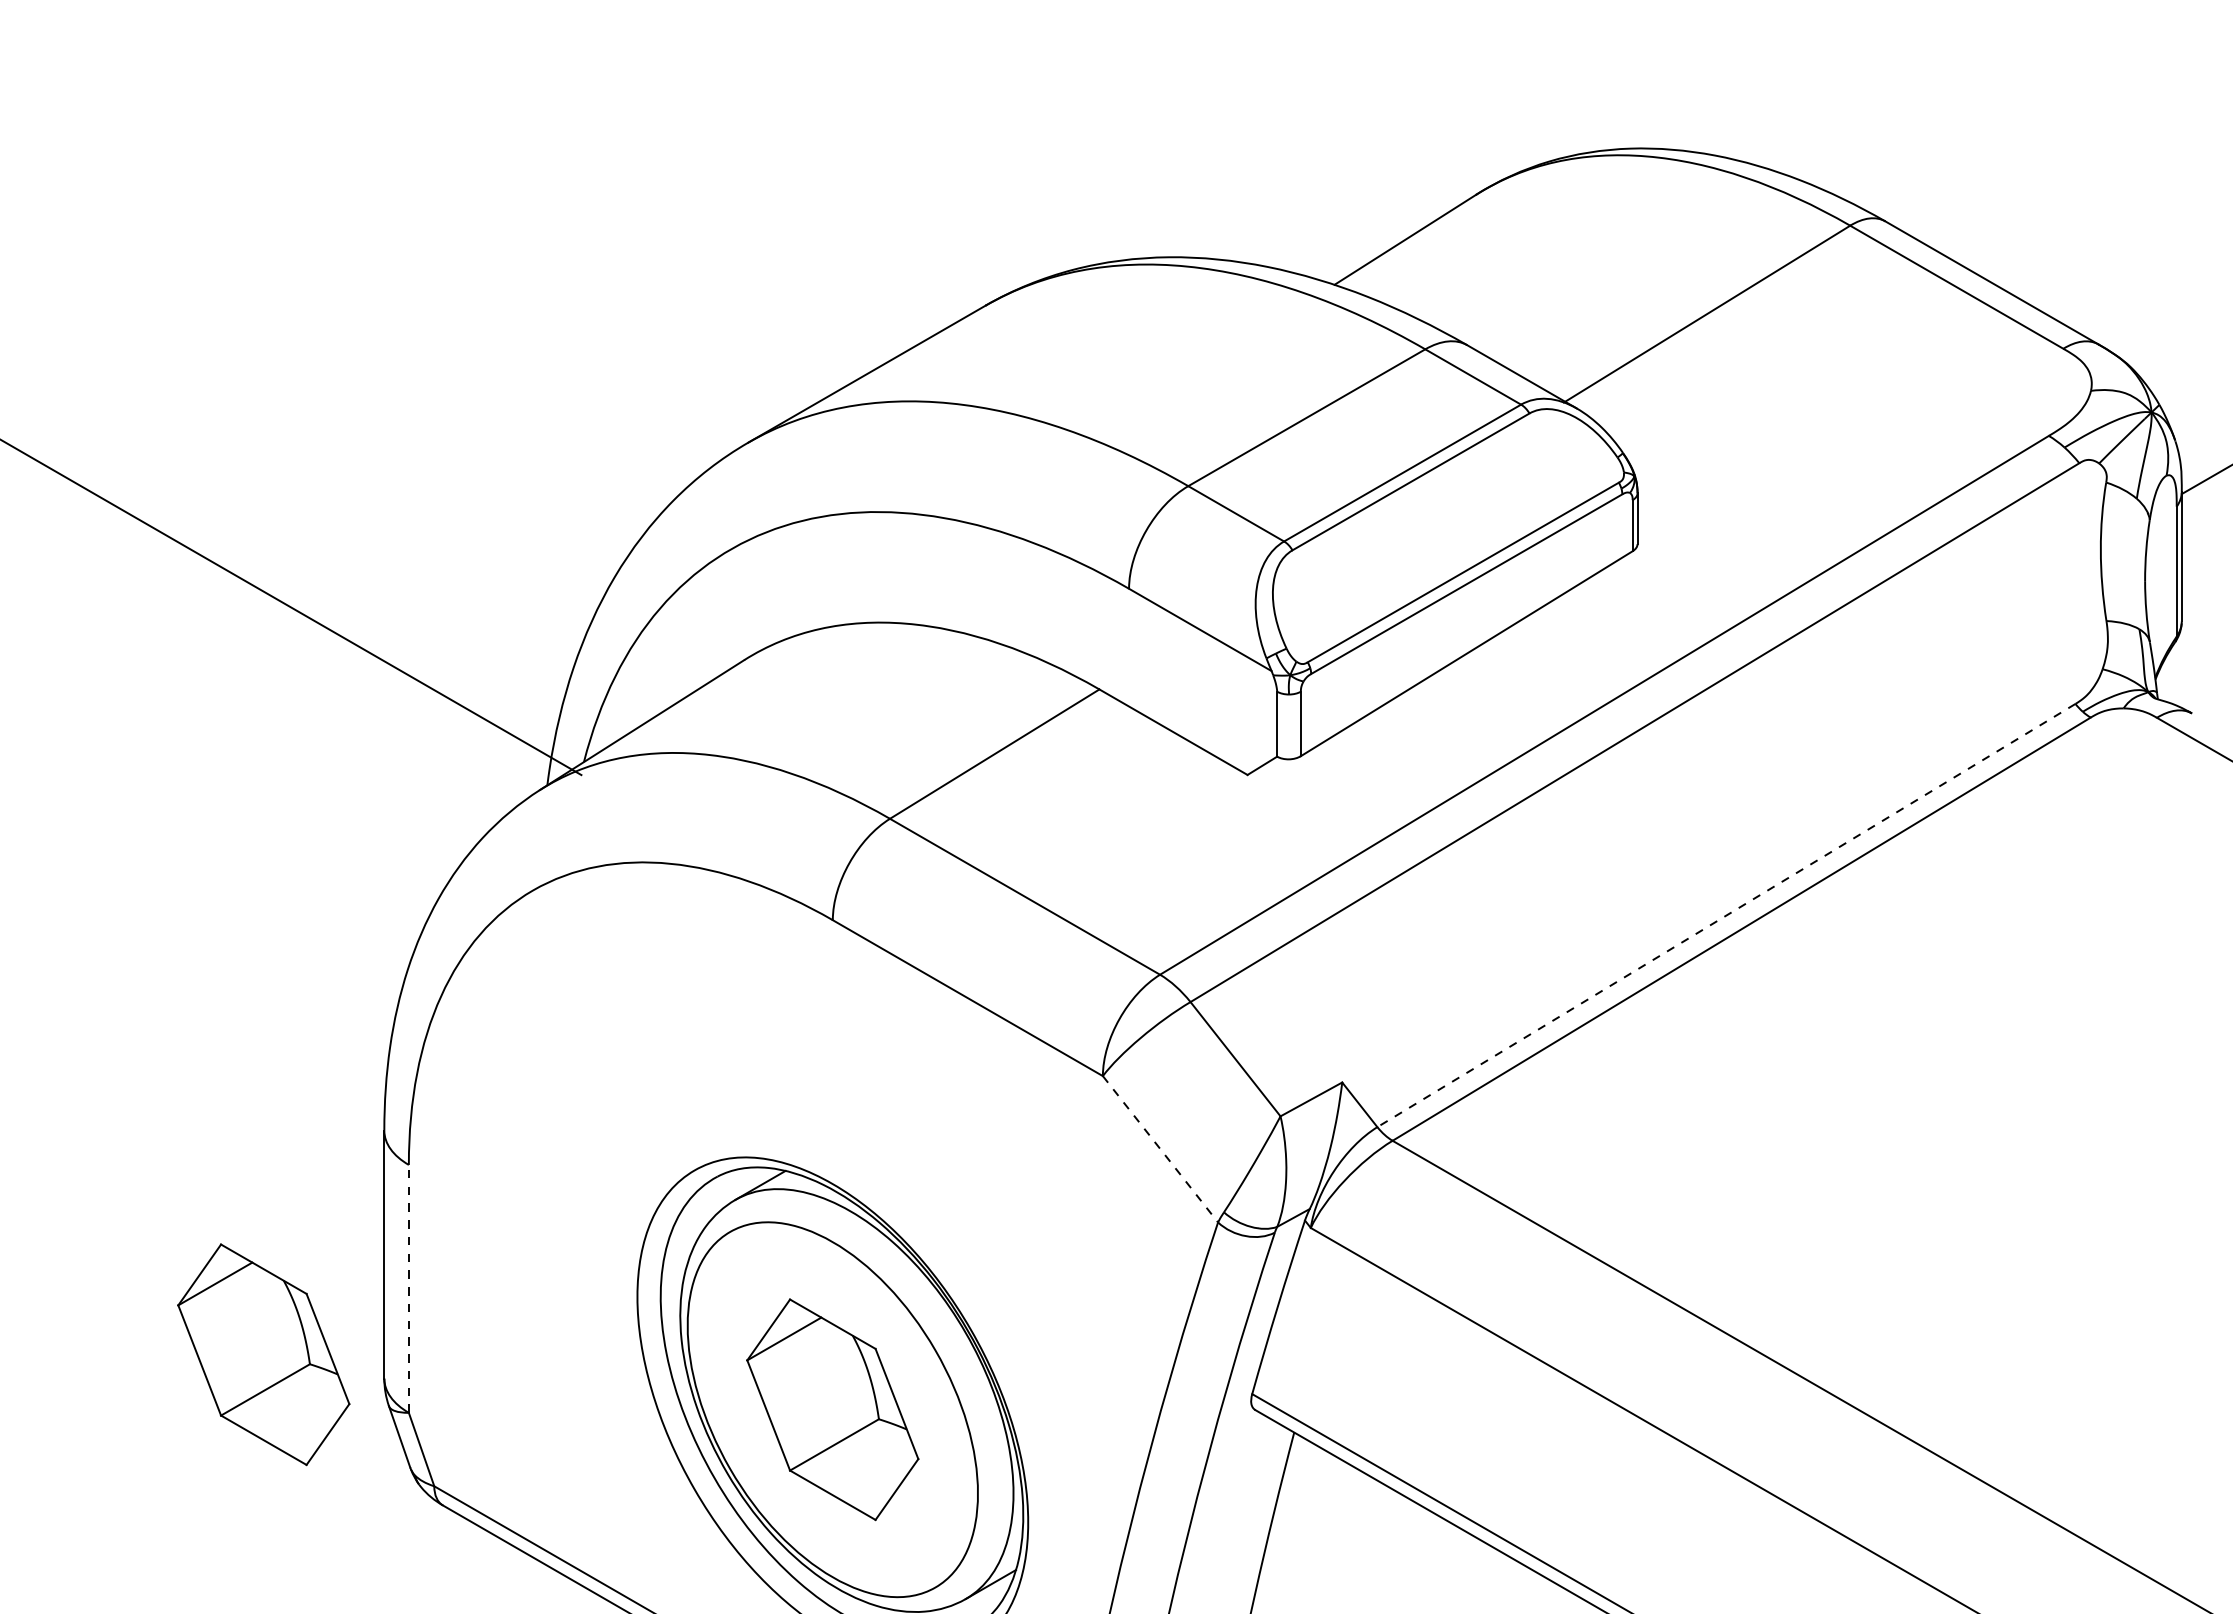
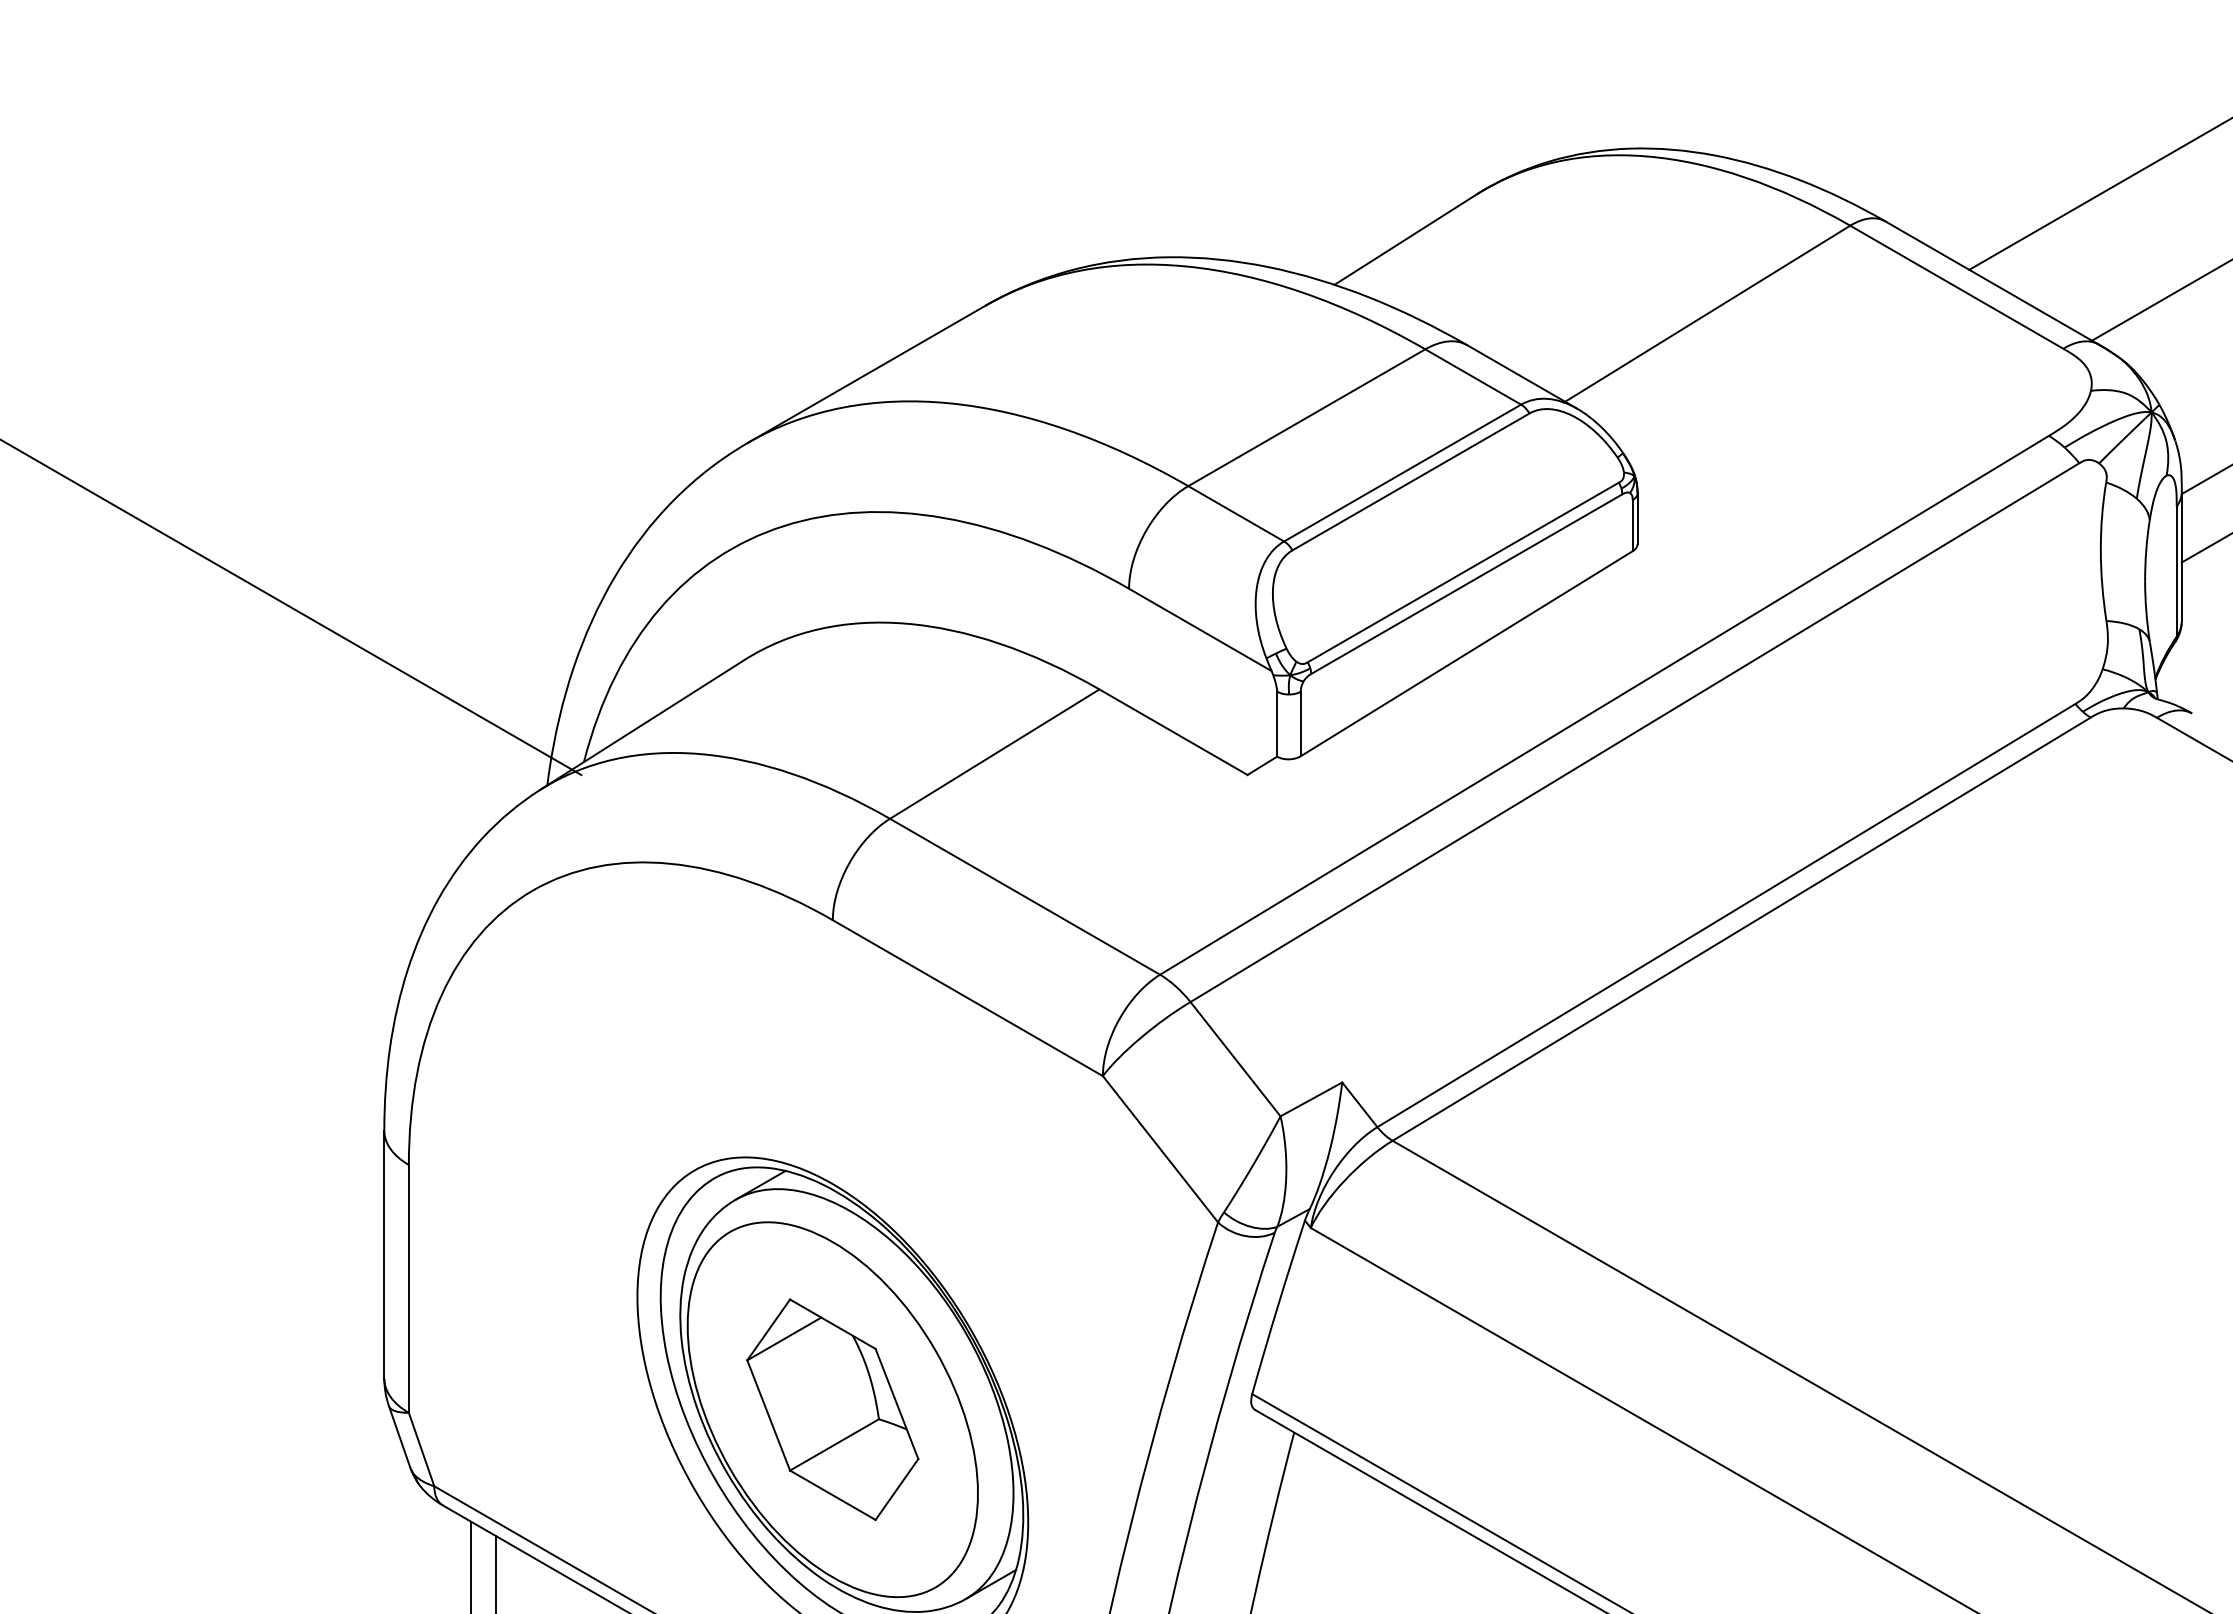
line: none -> present (2099, 194)
line: none -> present (2160, 300)
line: none -> present (2205, 548)
line: dashed -> solid (1726, 915)
line: dashed -> solid (1160, 1149)
line: dashed -> solid (408, 1288)
part: present -> none (263, 1354)
line: none -> present (471, 1565)
line: none -> present (495, 1572)
